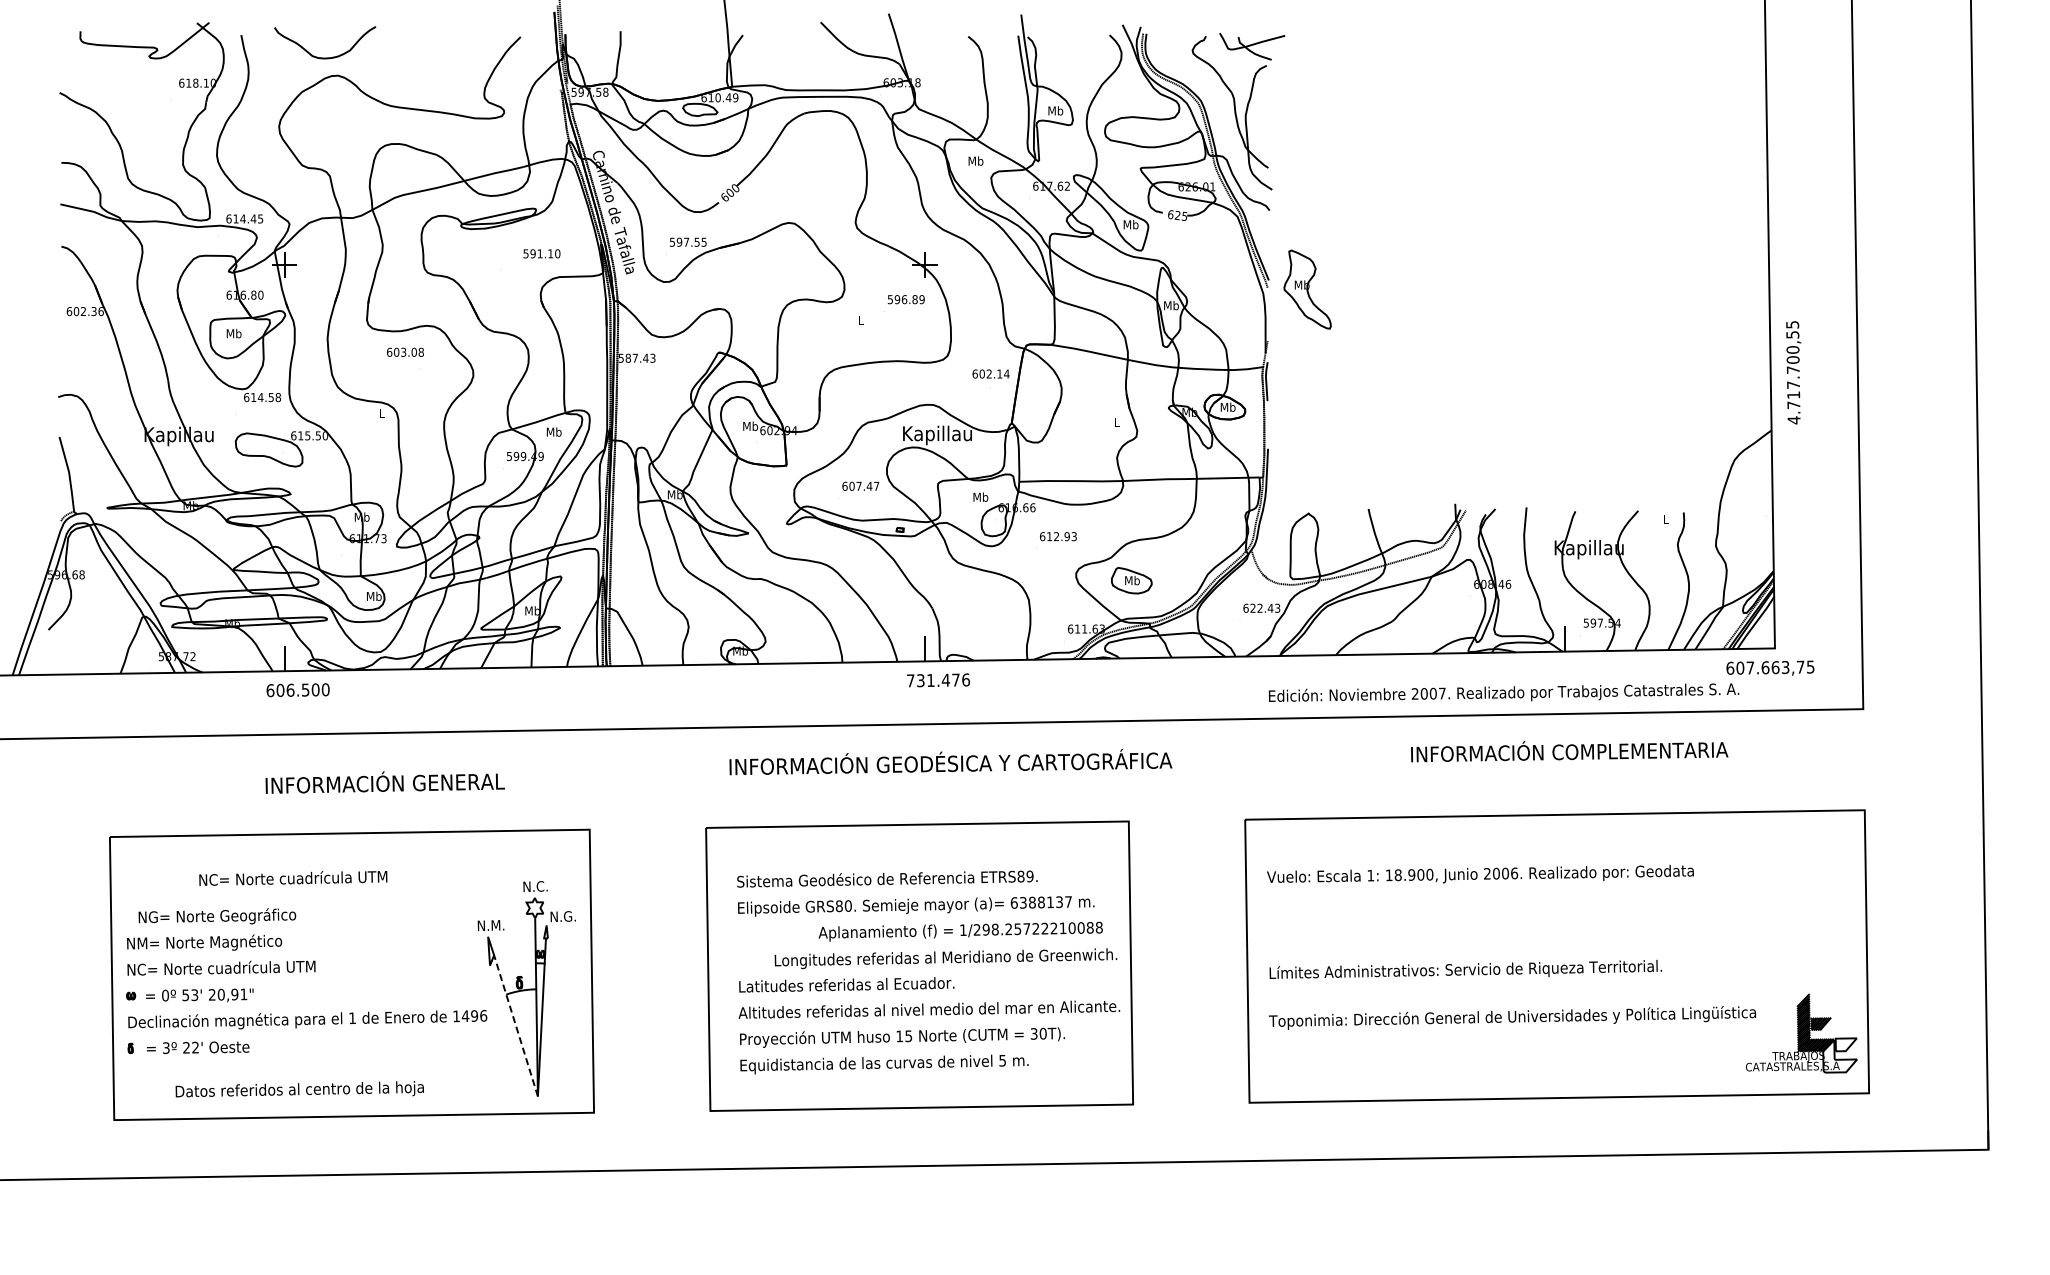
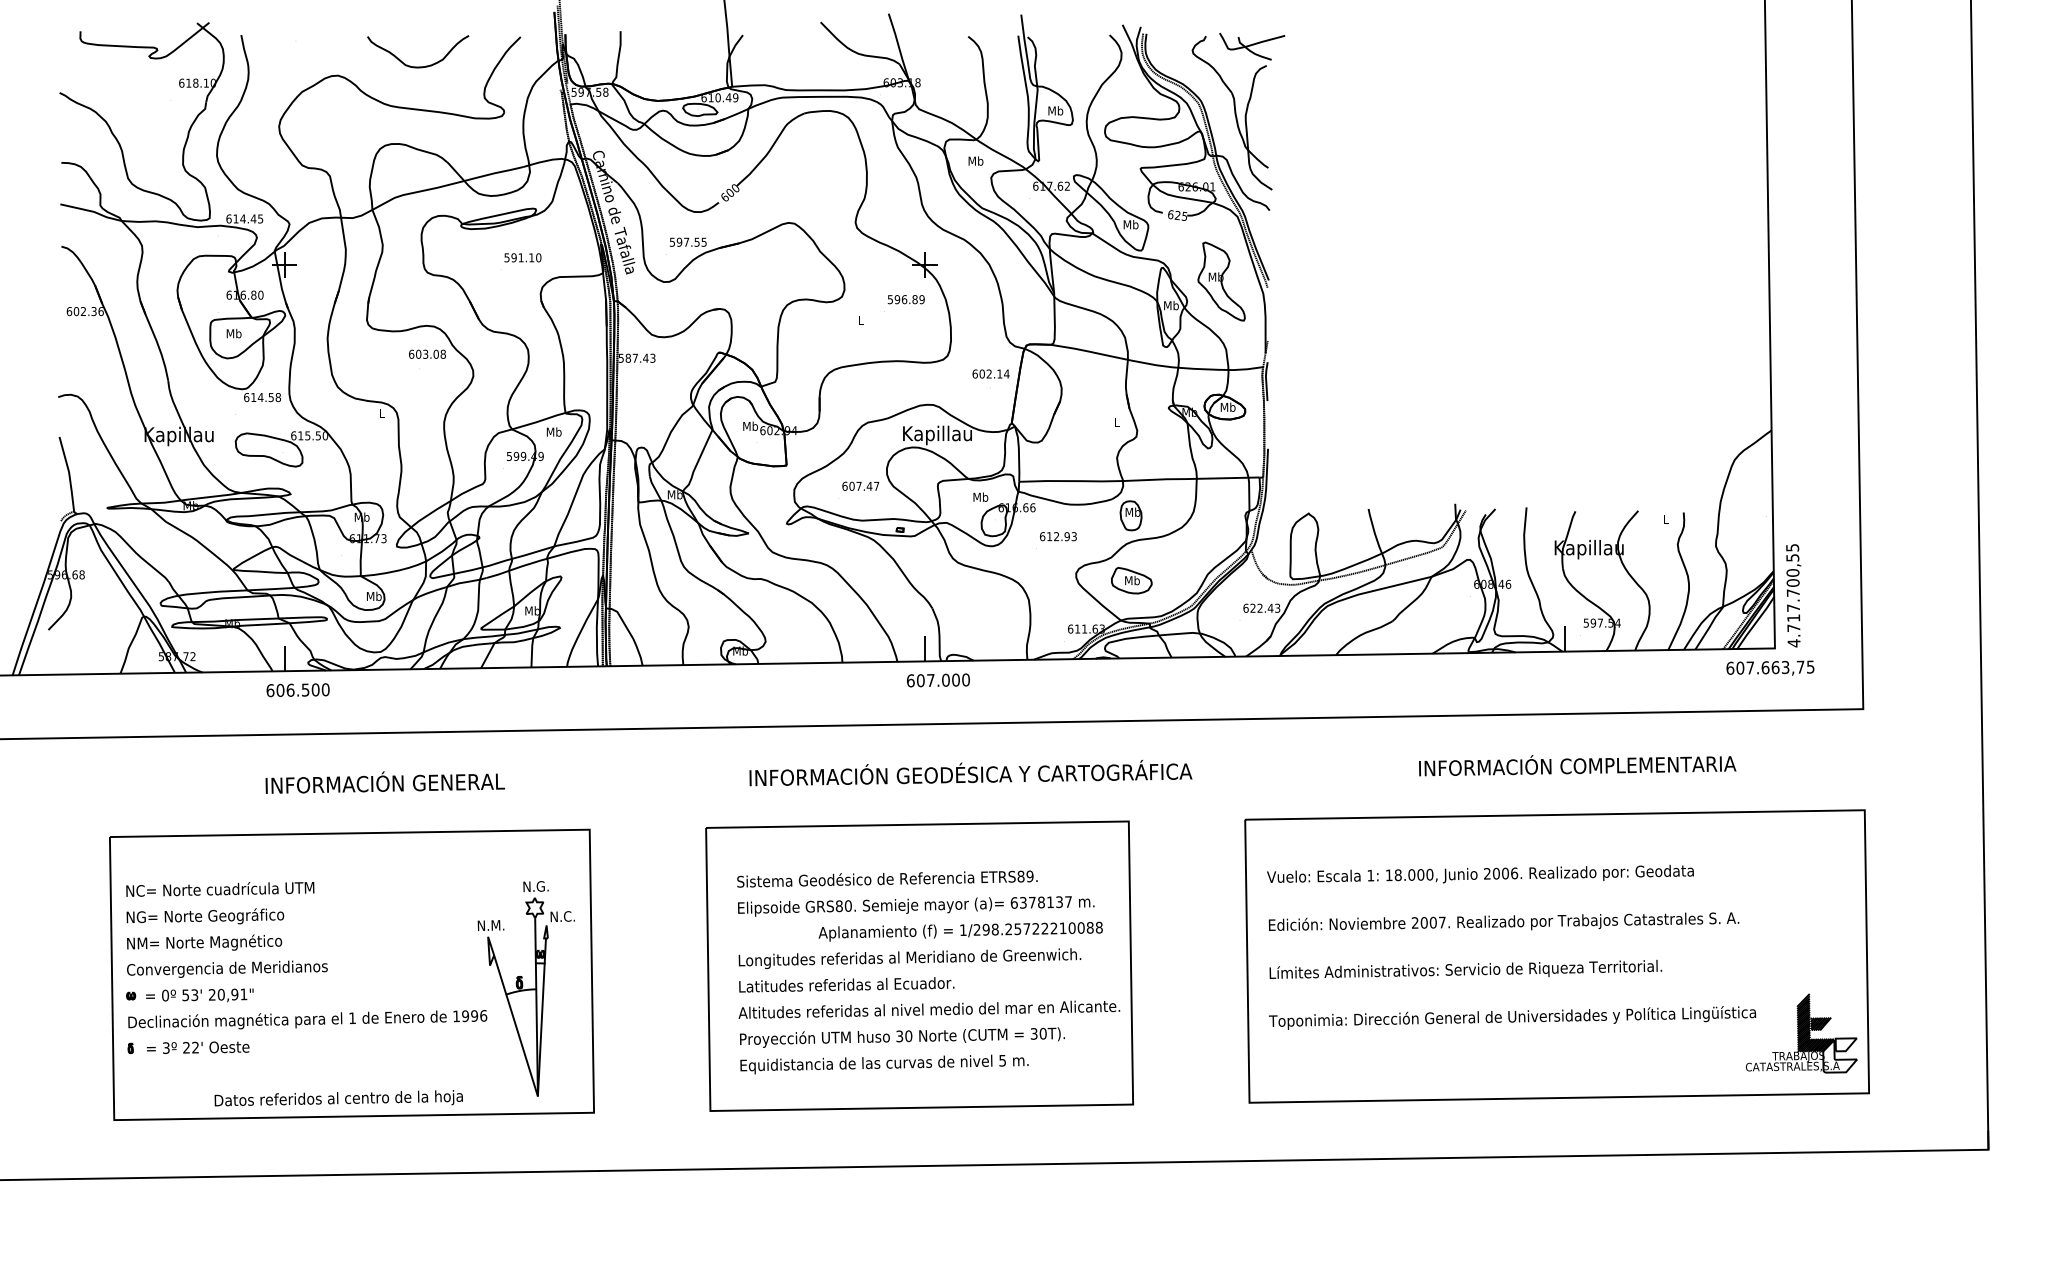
curve position: (325, 57) -> (418, 66) (418, 66)
text position: (541, 253) -> (522, 257) (522, 257)
part position: (1307, 289) -> (1221, 281) (1221, 281)
text position: (405, 351) -> (427, 353) (427, 353)
text position: (1793, 372) -> (1793, 595) (1793, 595)
part: none -> present (1130, 515)
text: 731.476 -> 607.000 (938, 680)
text position: (1503, 692) -> (1503, 921) (1503, 921)
text position: (1569, 751) -> (1577, 765) (1577, 765)
text position: (950, 762) -> (970, 773) (970, 773)
text: 18.900, -> 18.000, (1411, 874)
text position: (293, 878) -> (220, 889) (220, 889)
text: N.C. -> N.G. (544, 886)
text: 6388137 -> 6378137 (1032, 902)
text position: (217, 916) -> (205, 916) (205, 916)
text: N.G. -> N.C. (571, 916)
text position: (945, 958) -> (909, 958) (909, 958)
text: NC= Norte cuadrícula UTM -> Convergencia de Meridianos (227, 968)
text: 1496 -> 1996 (465, 1016)
line: dashed -> solid (516, 1025)
text: 15 -> 30 (904, 1036)
text position: (299, 1089) -> (338, 1098) (338, 1098)
